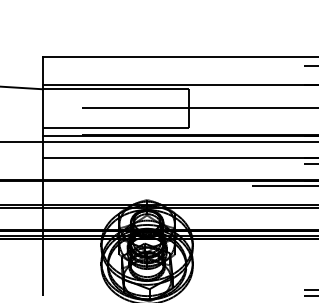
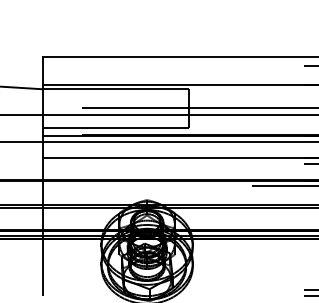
line: none -> present (158, 115)
